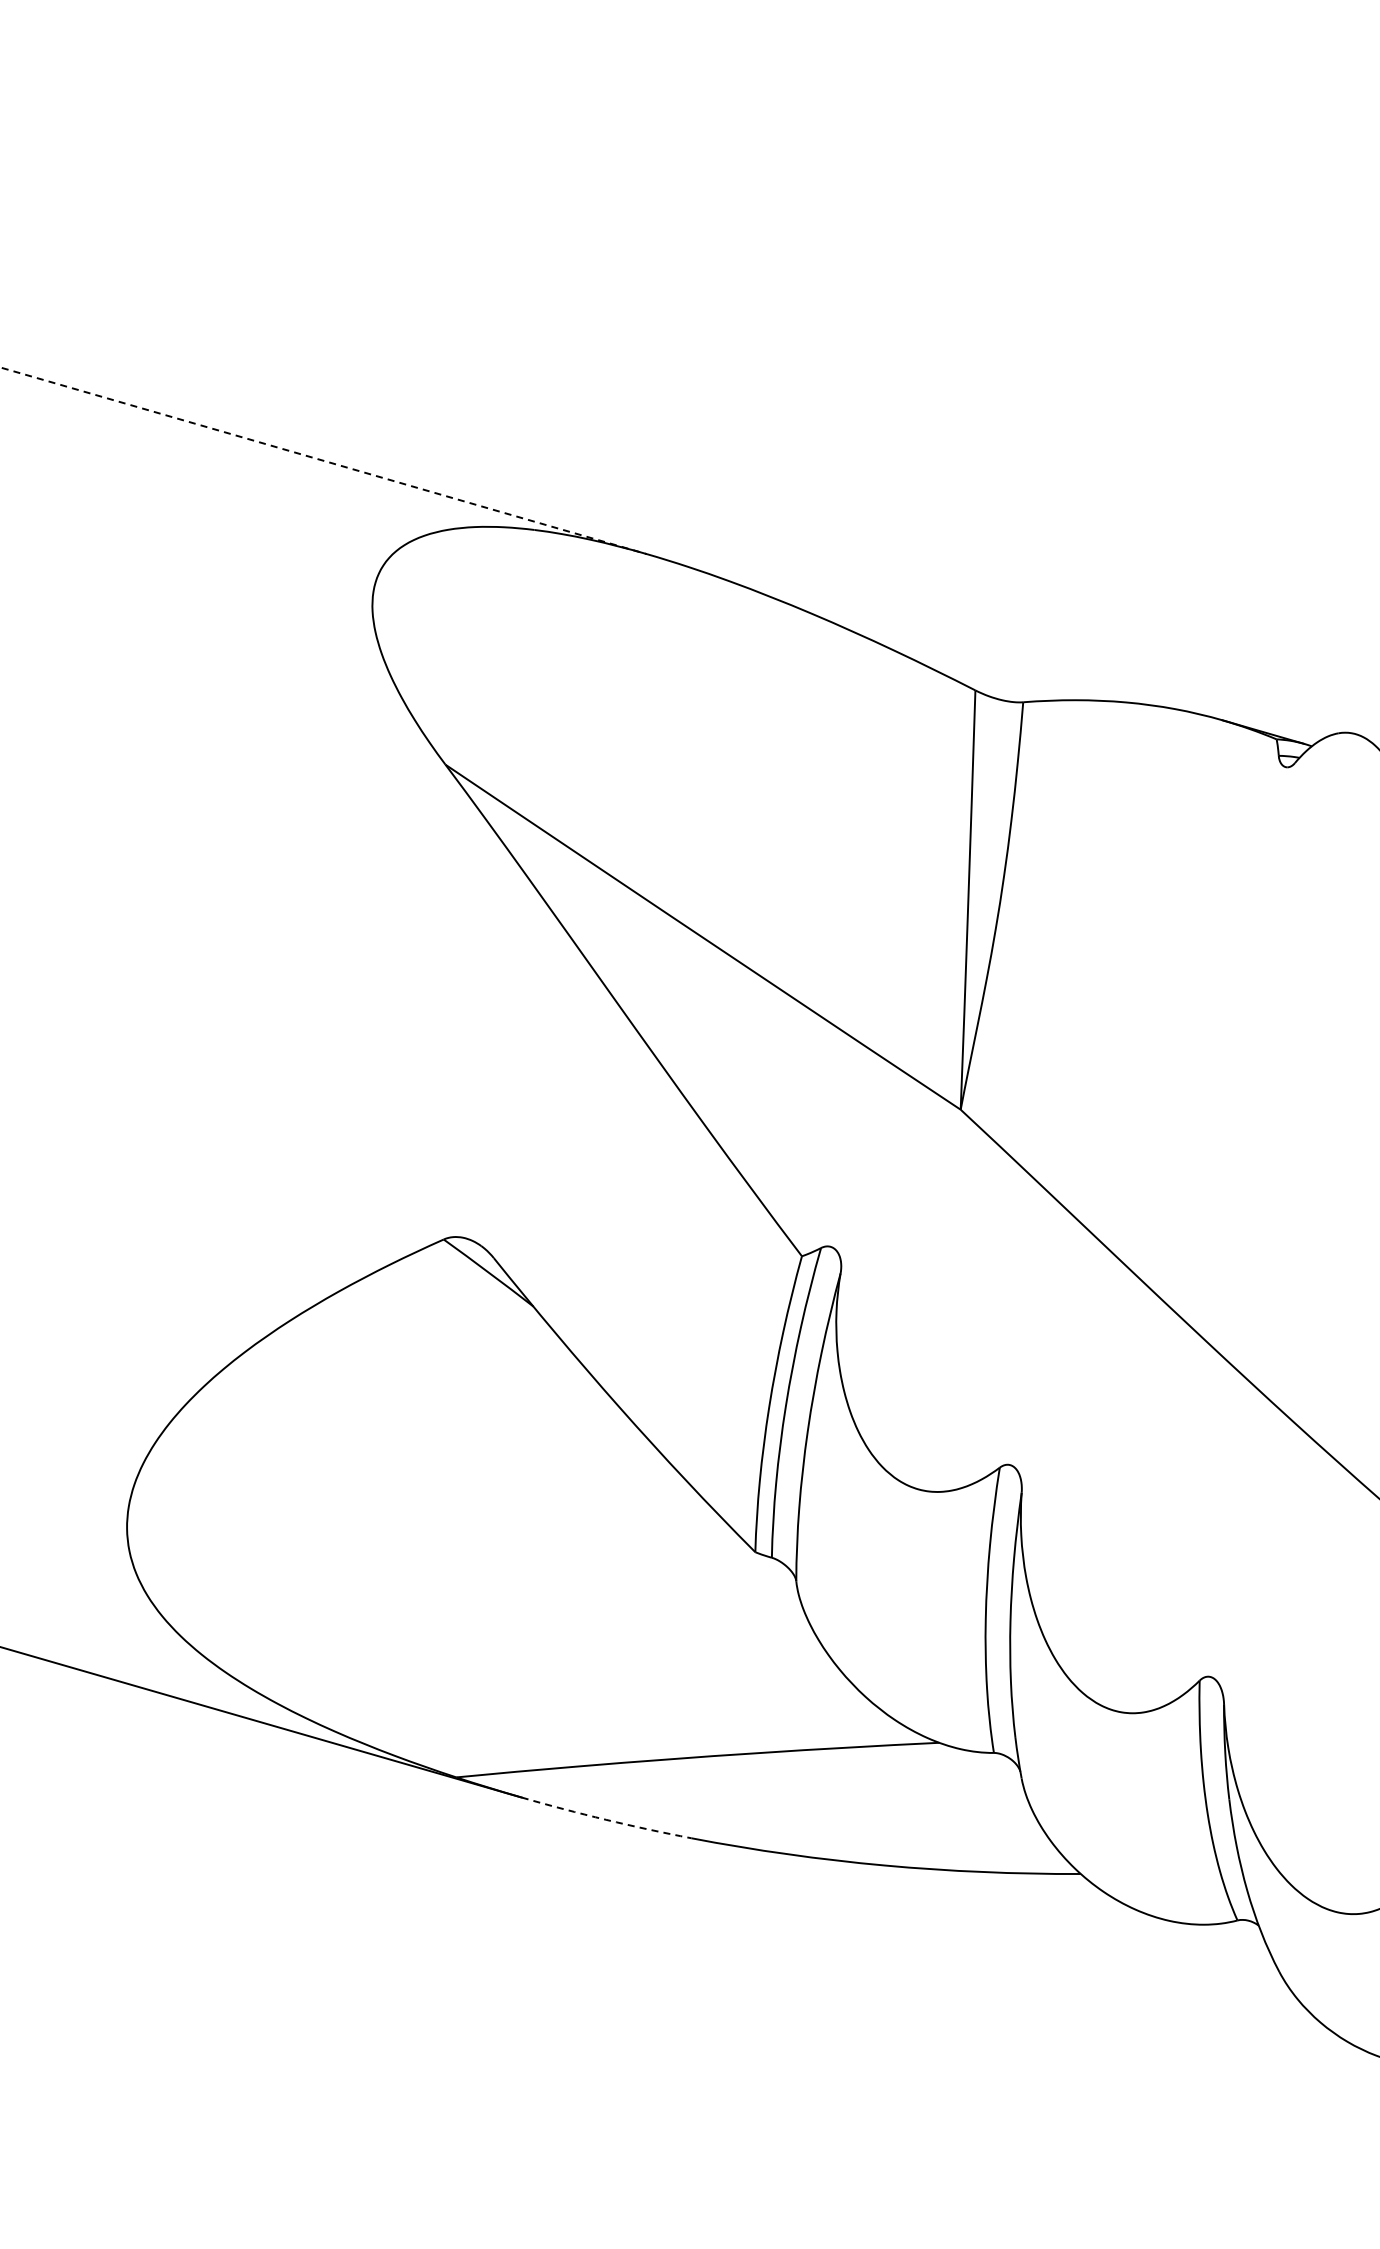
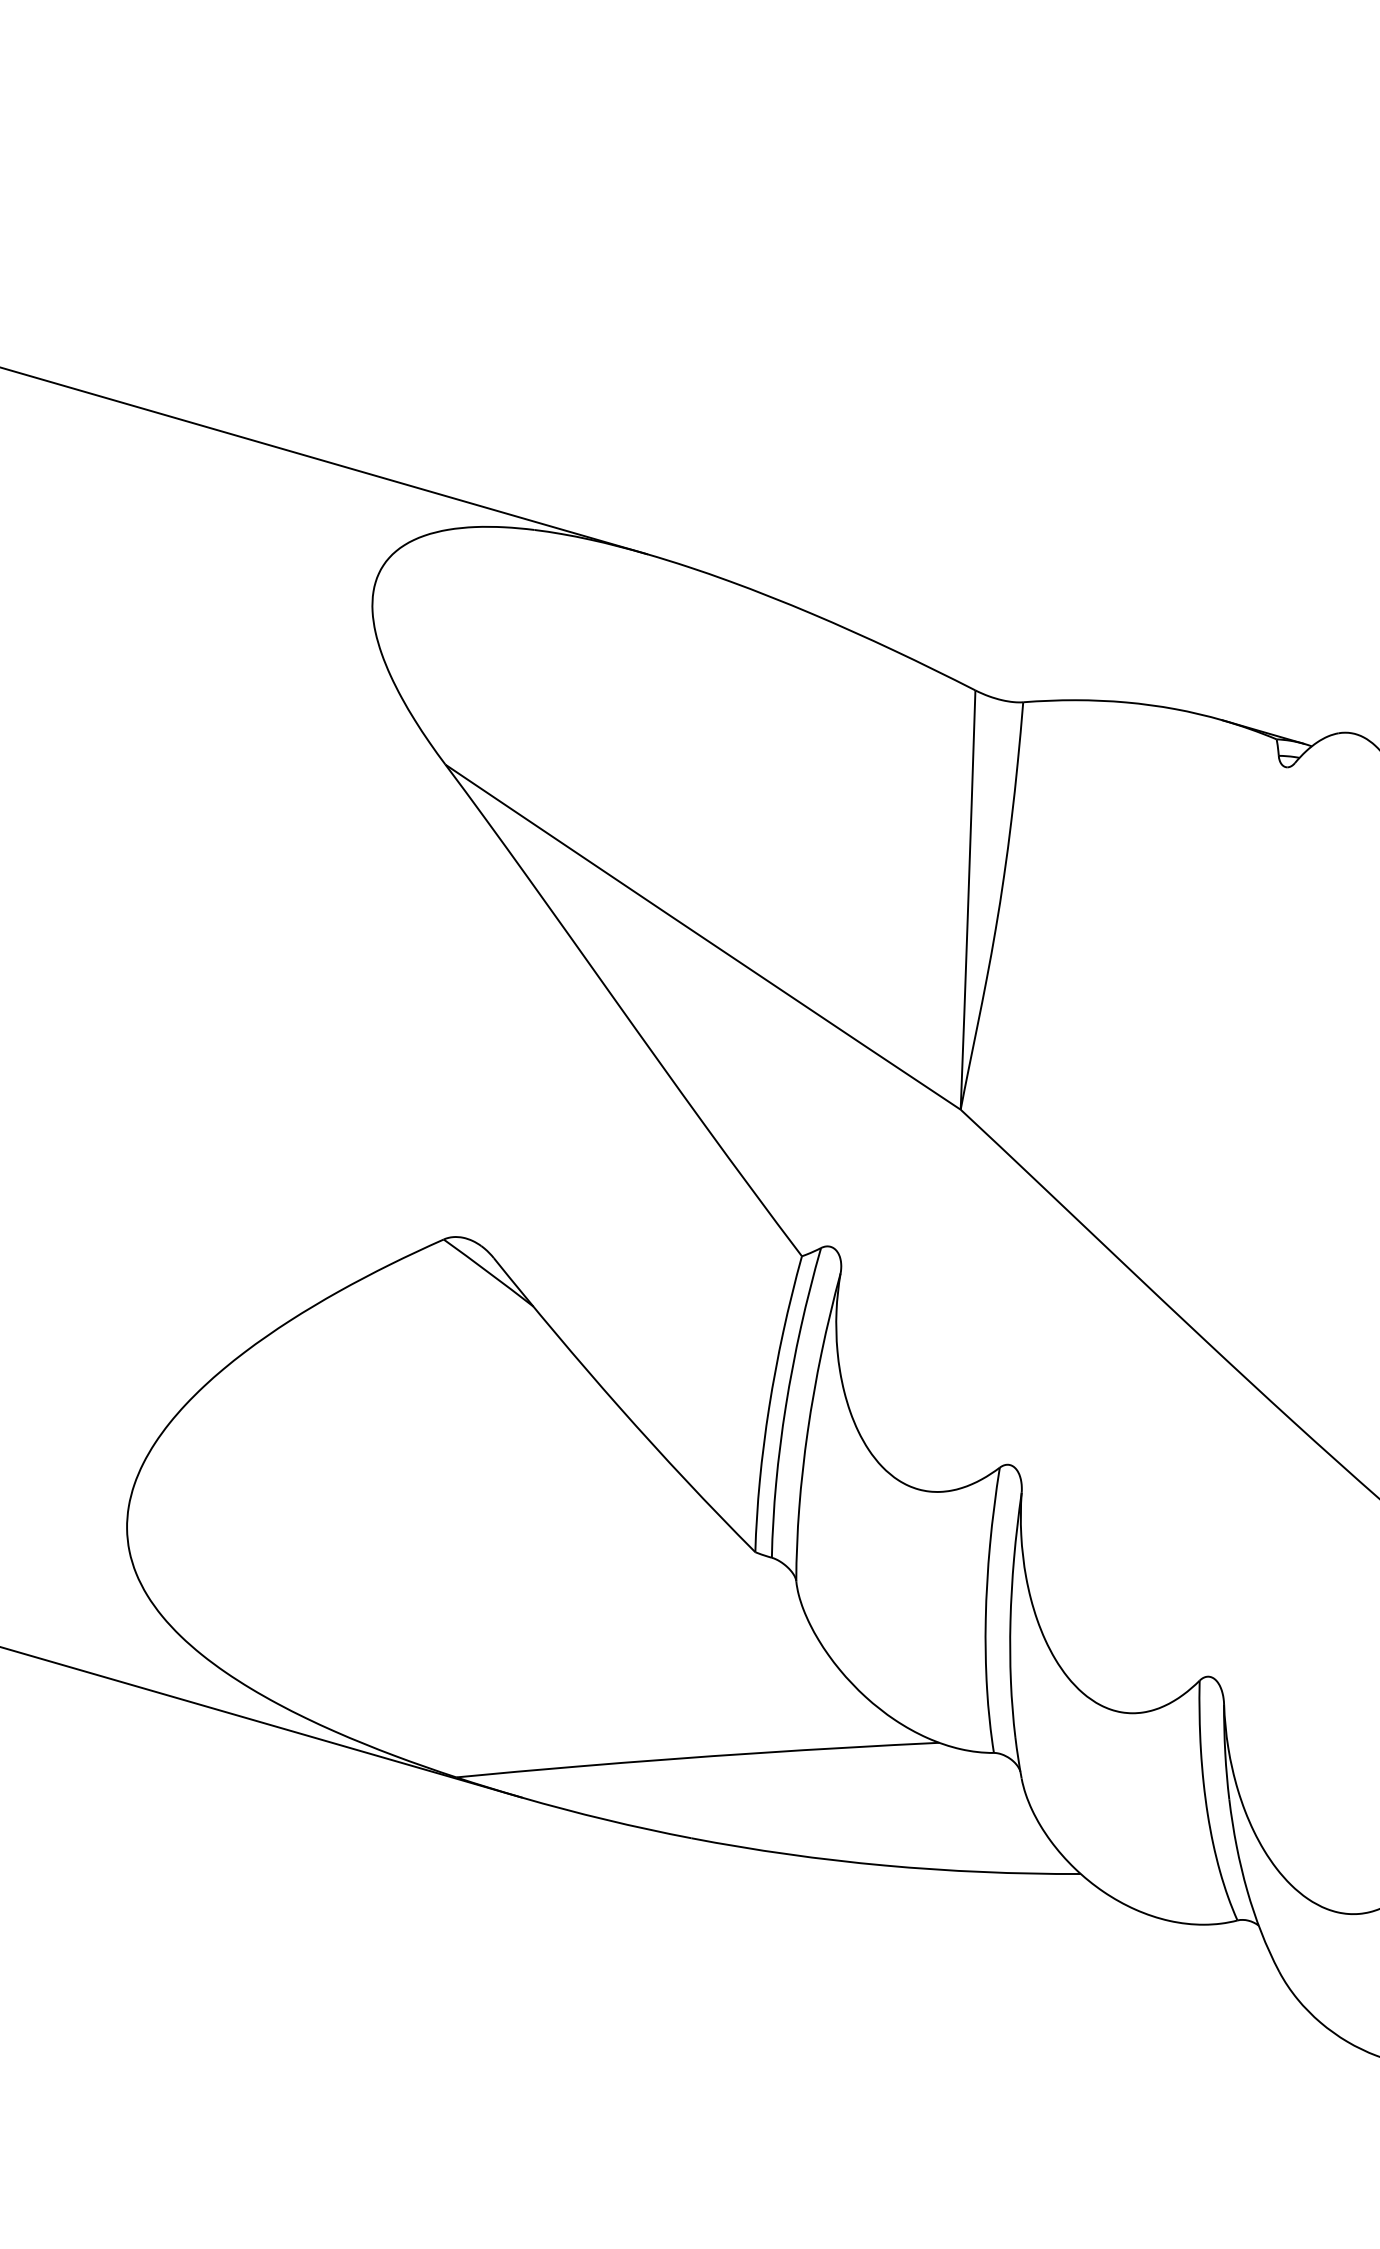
line: dashed -> solid (324, 460)
arc: dashed -> solid (606, 1819)
